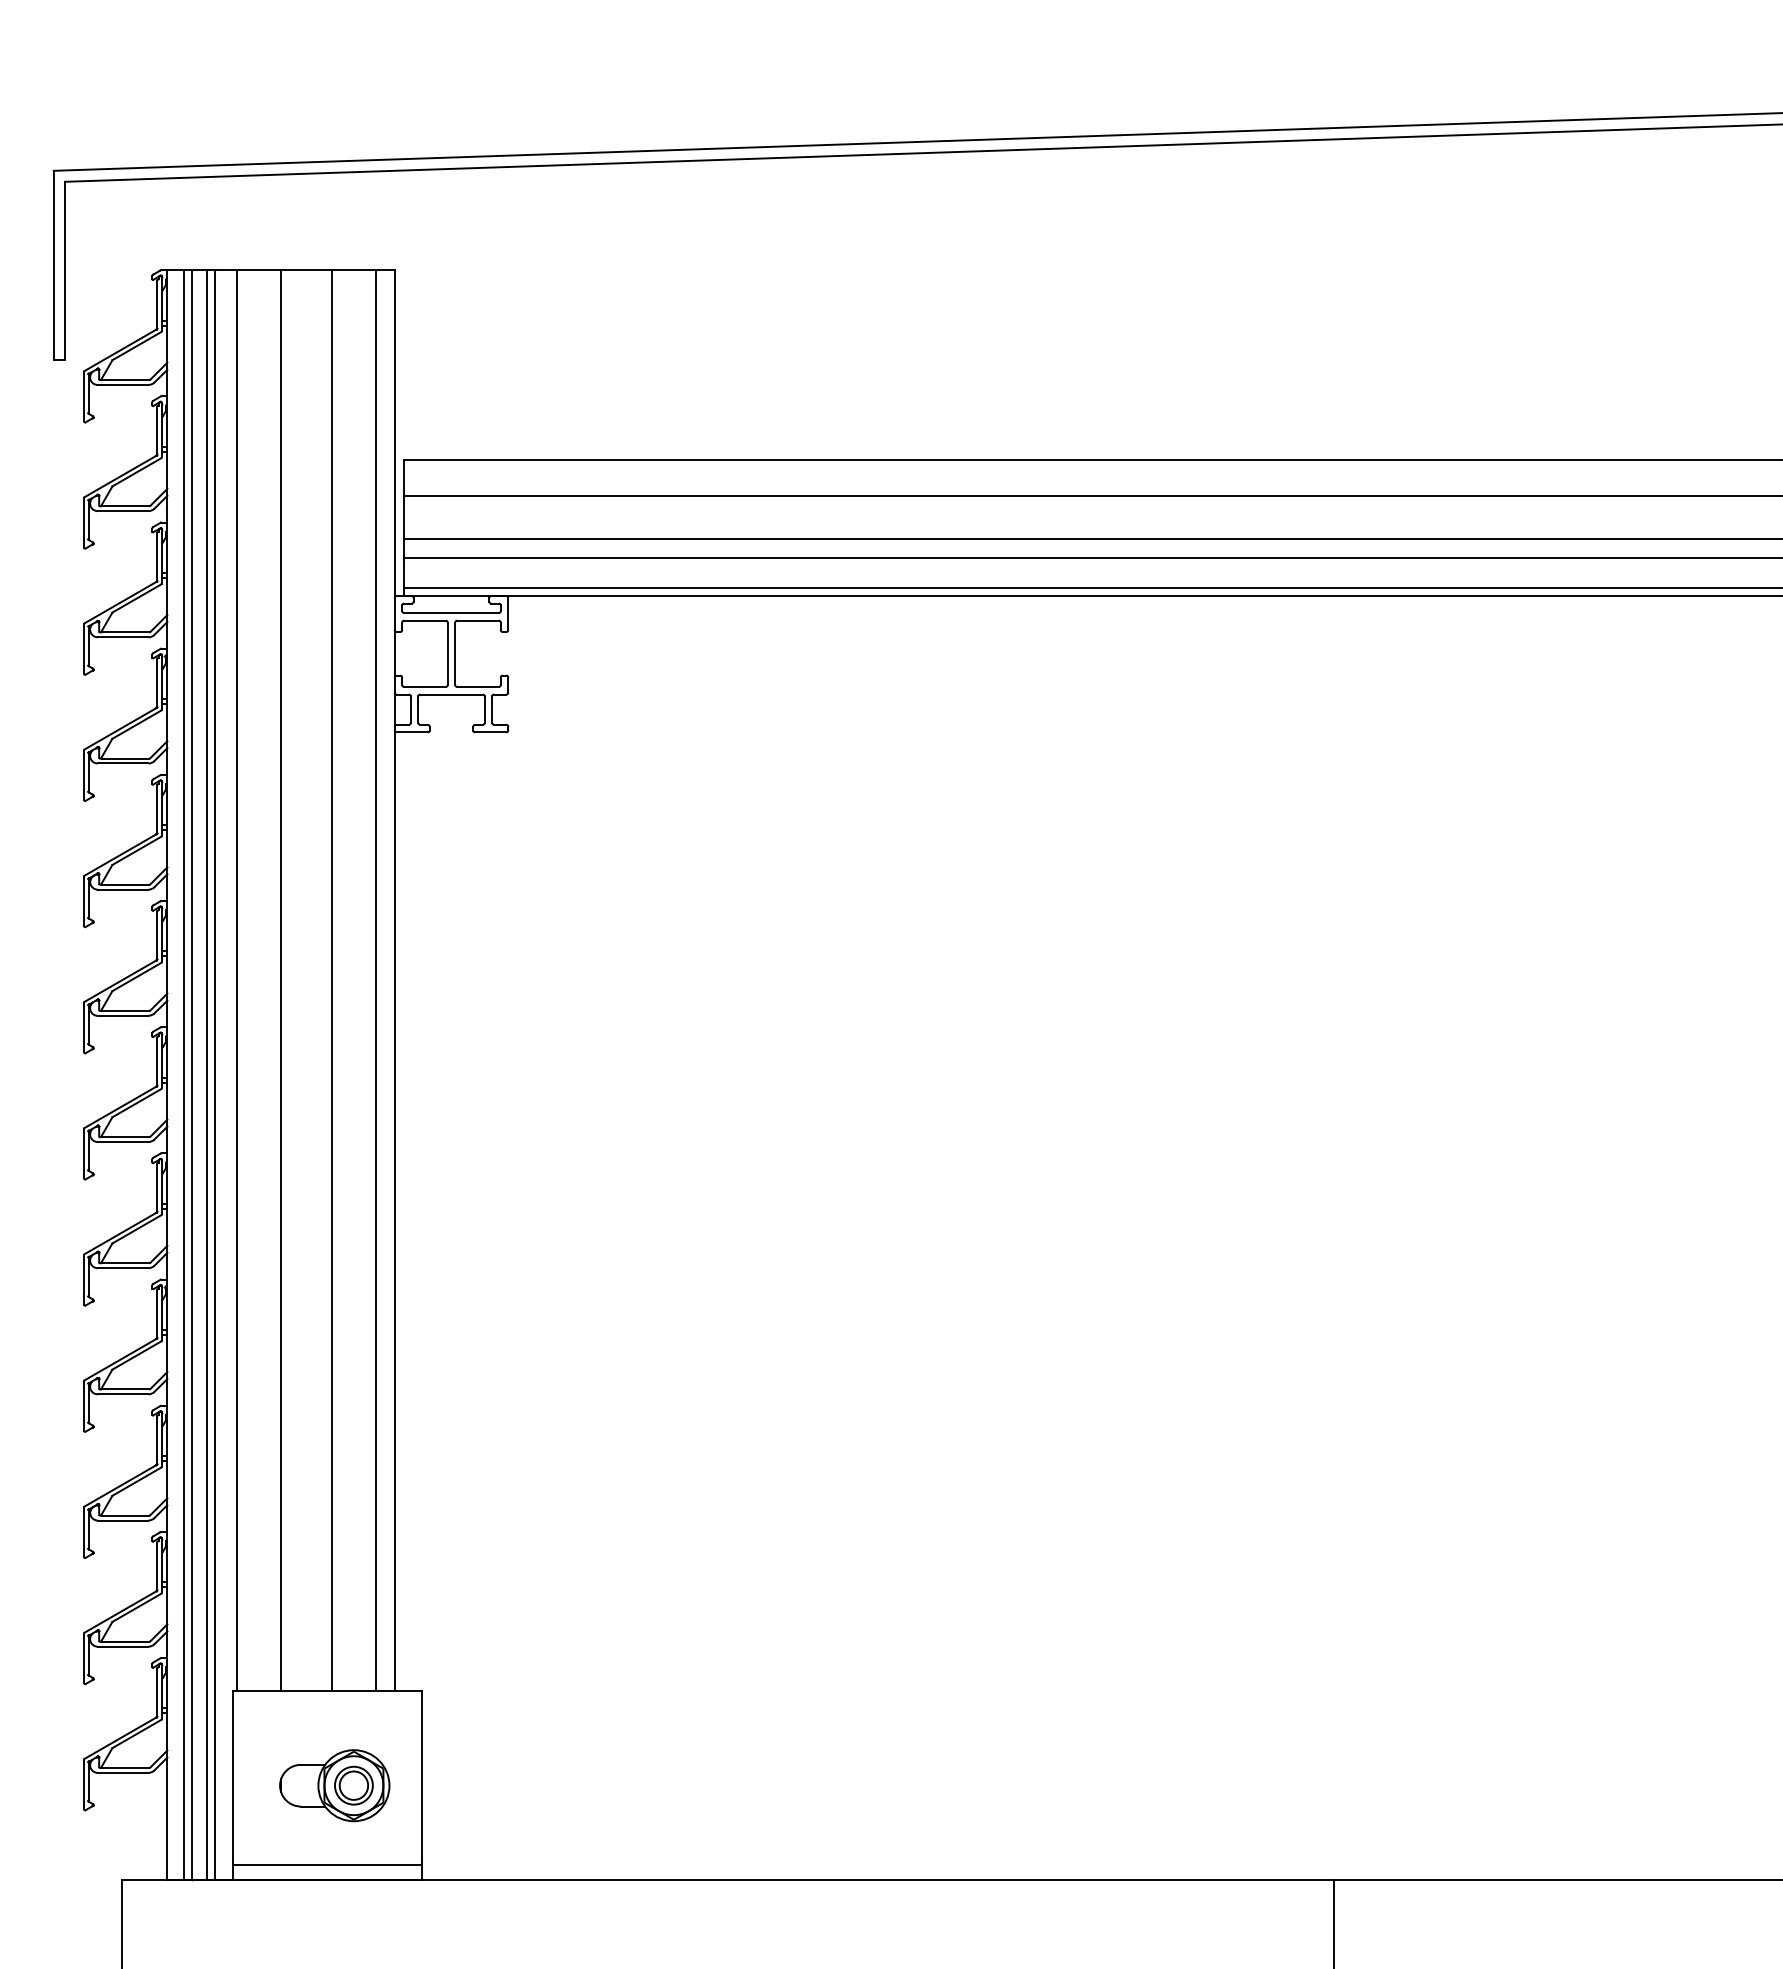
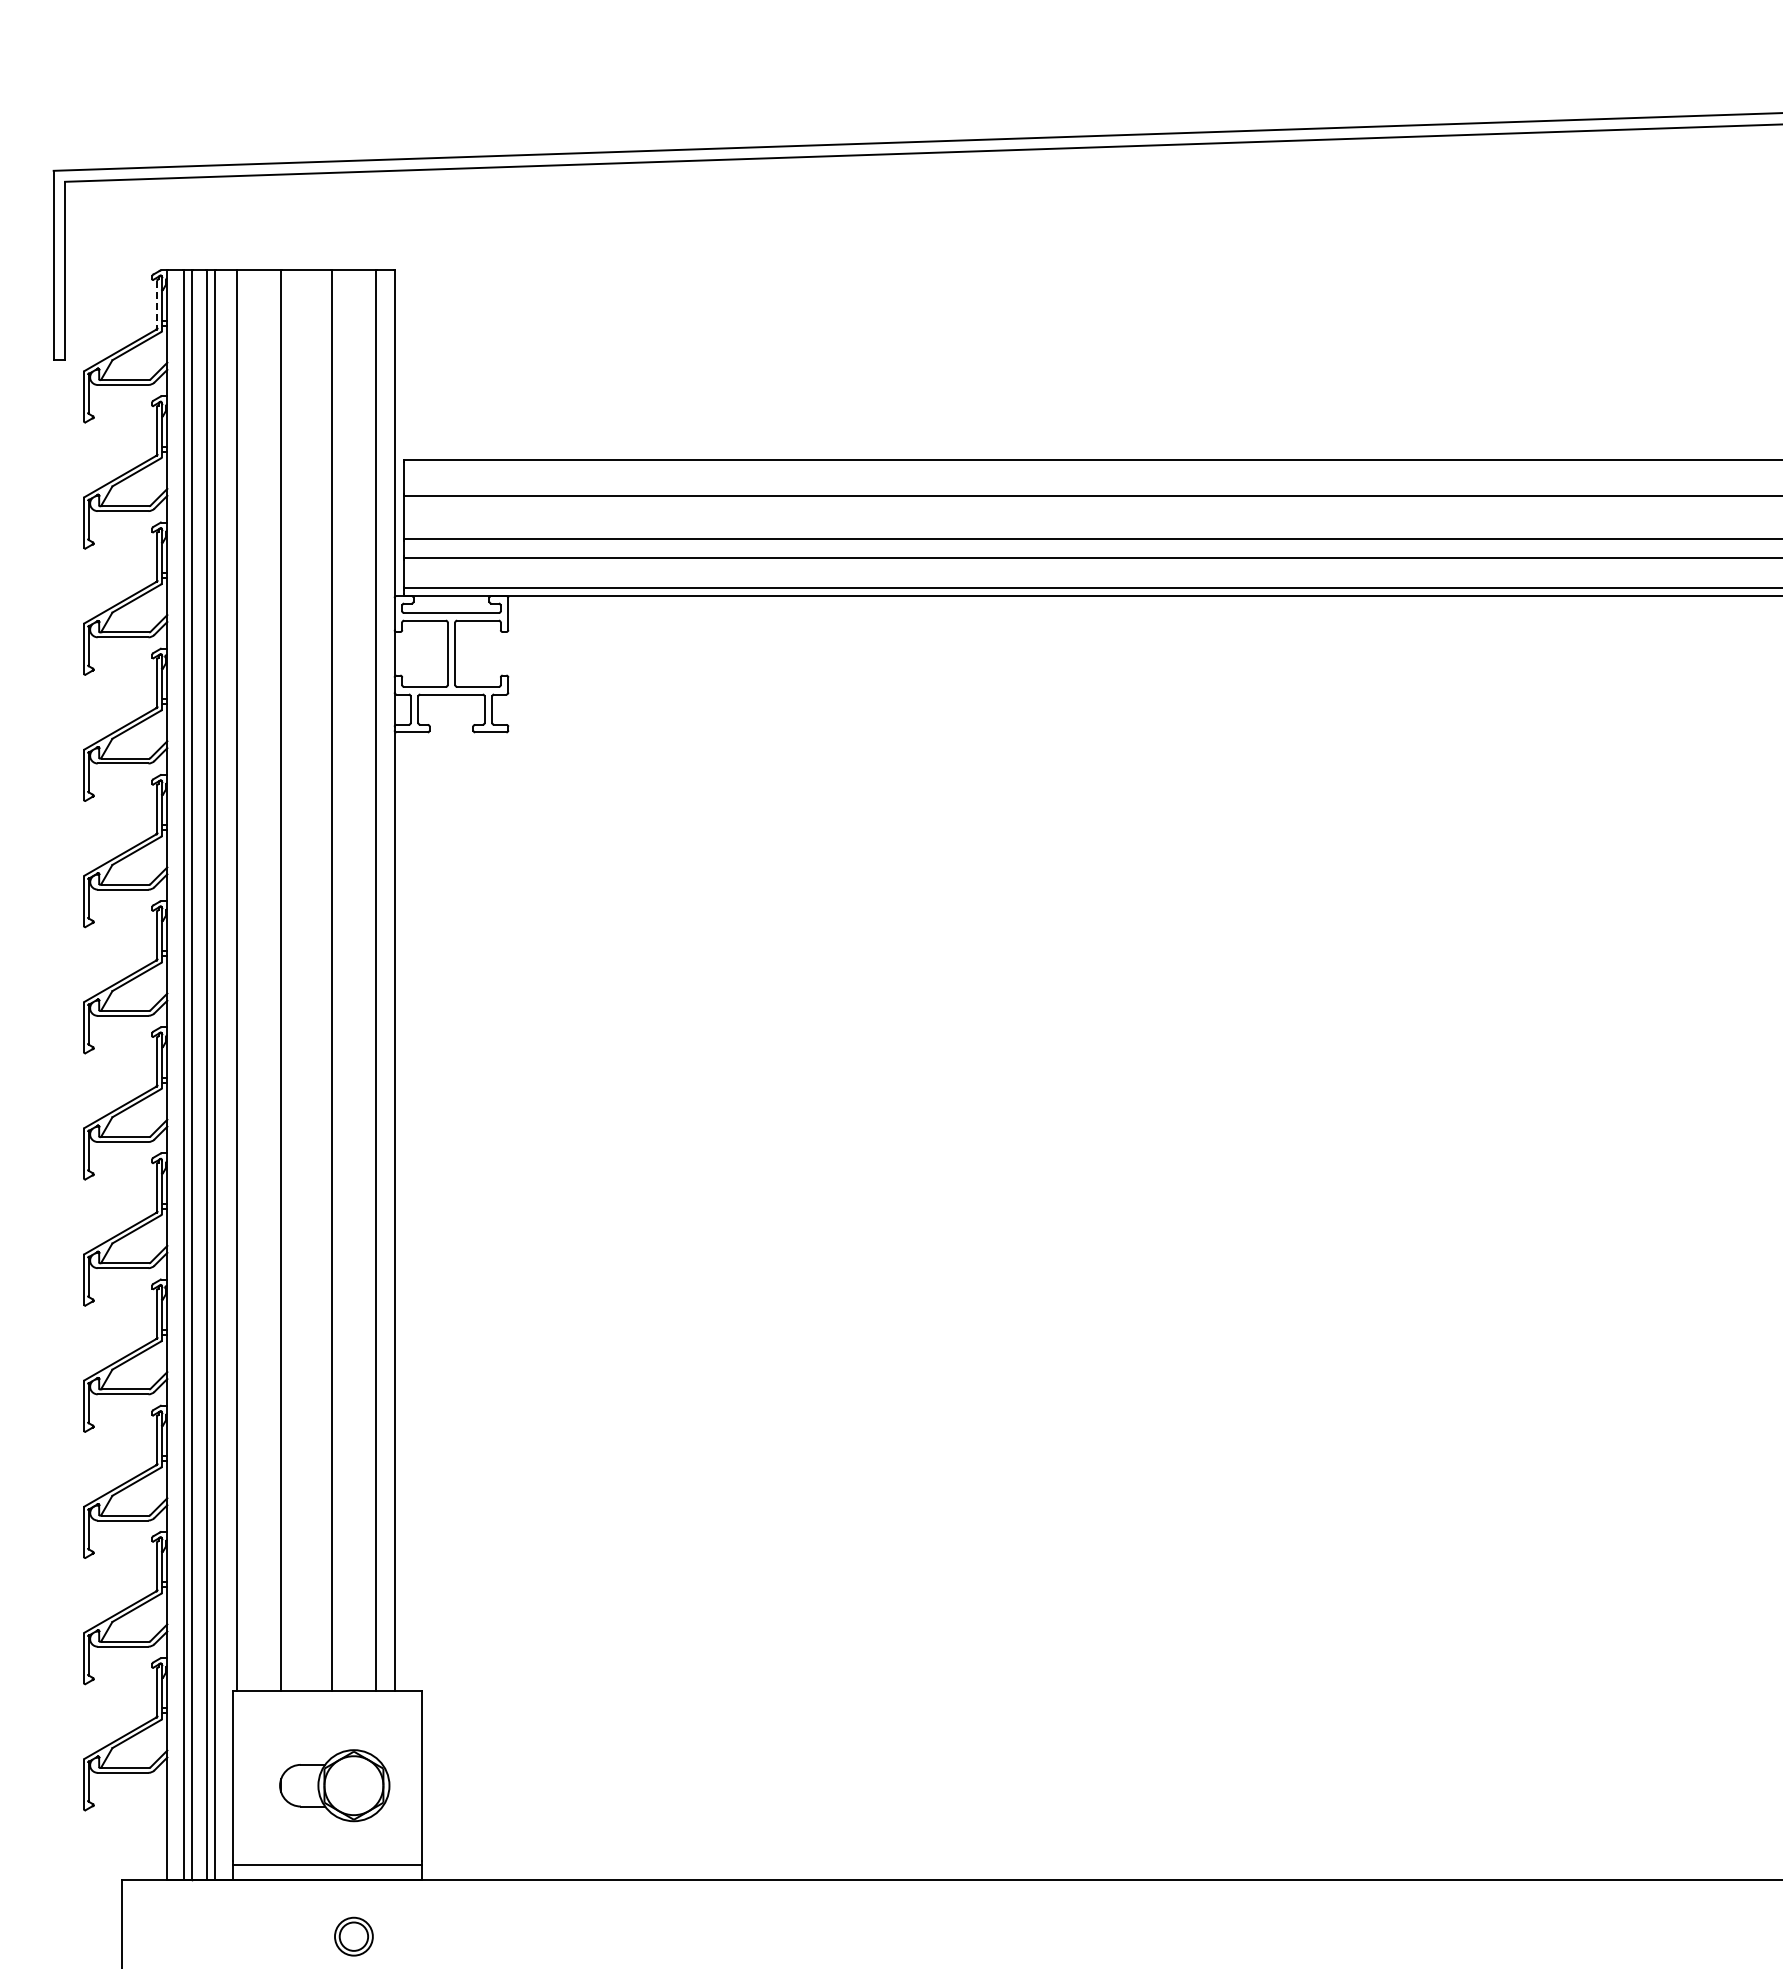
line: solid -> dashed (157, 304)
part position: (353, 1785) -> (353, 1936) (353, 1936)
line: present -> none (1334, 1922)
